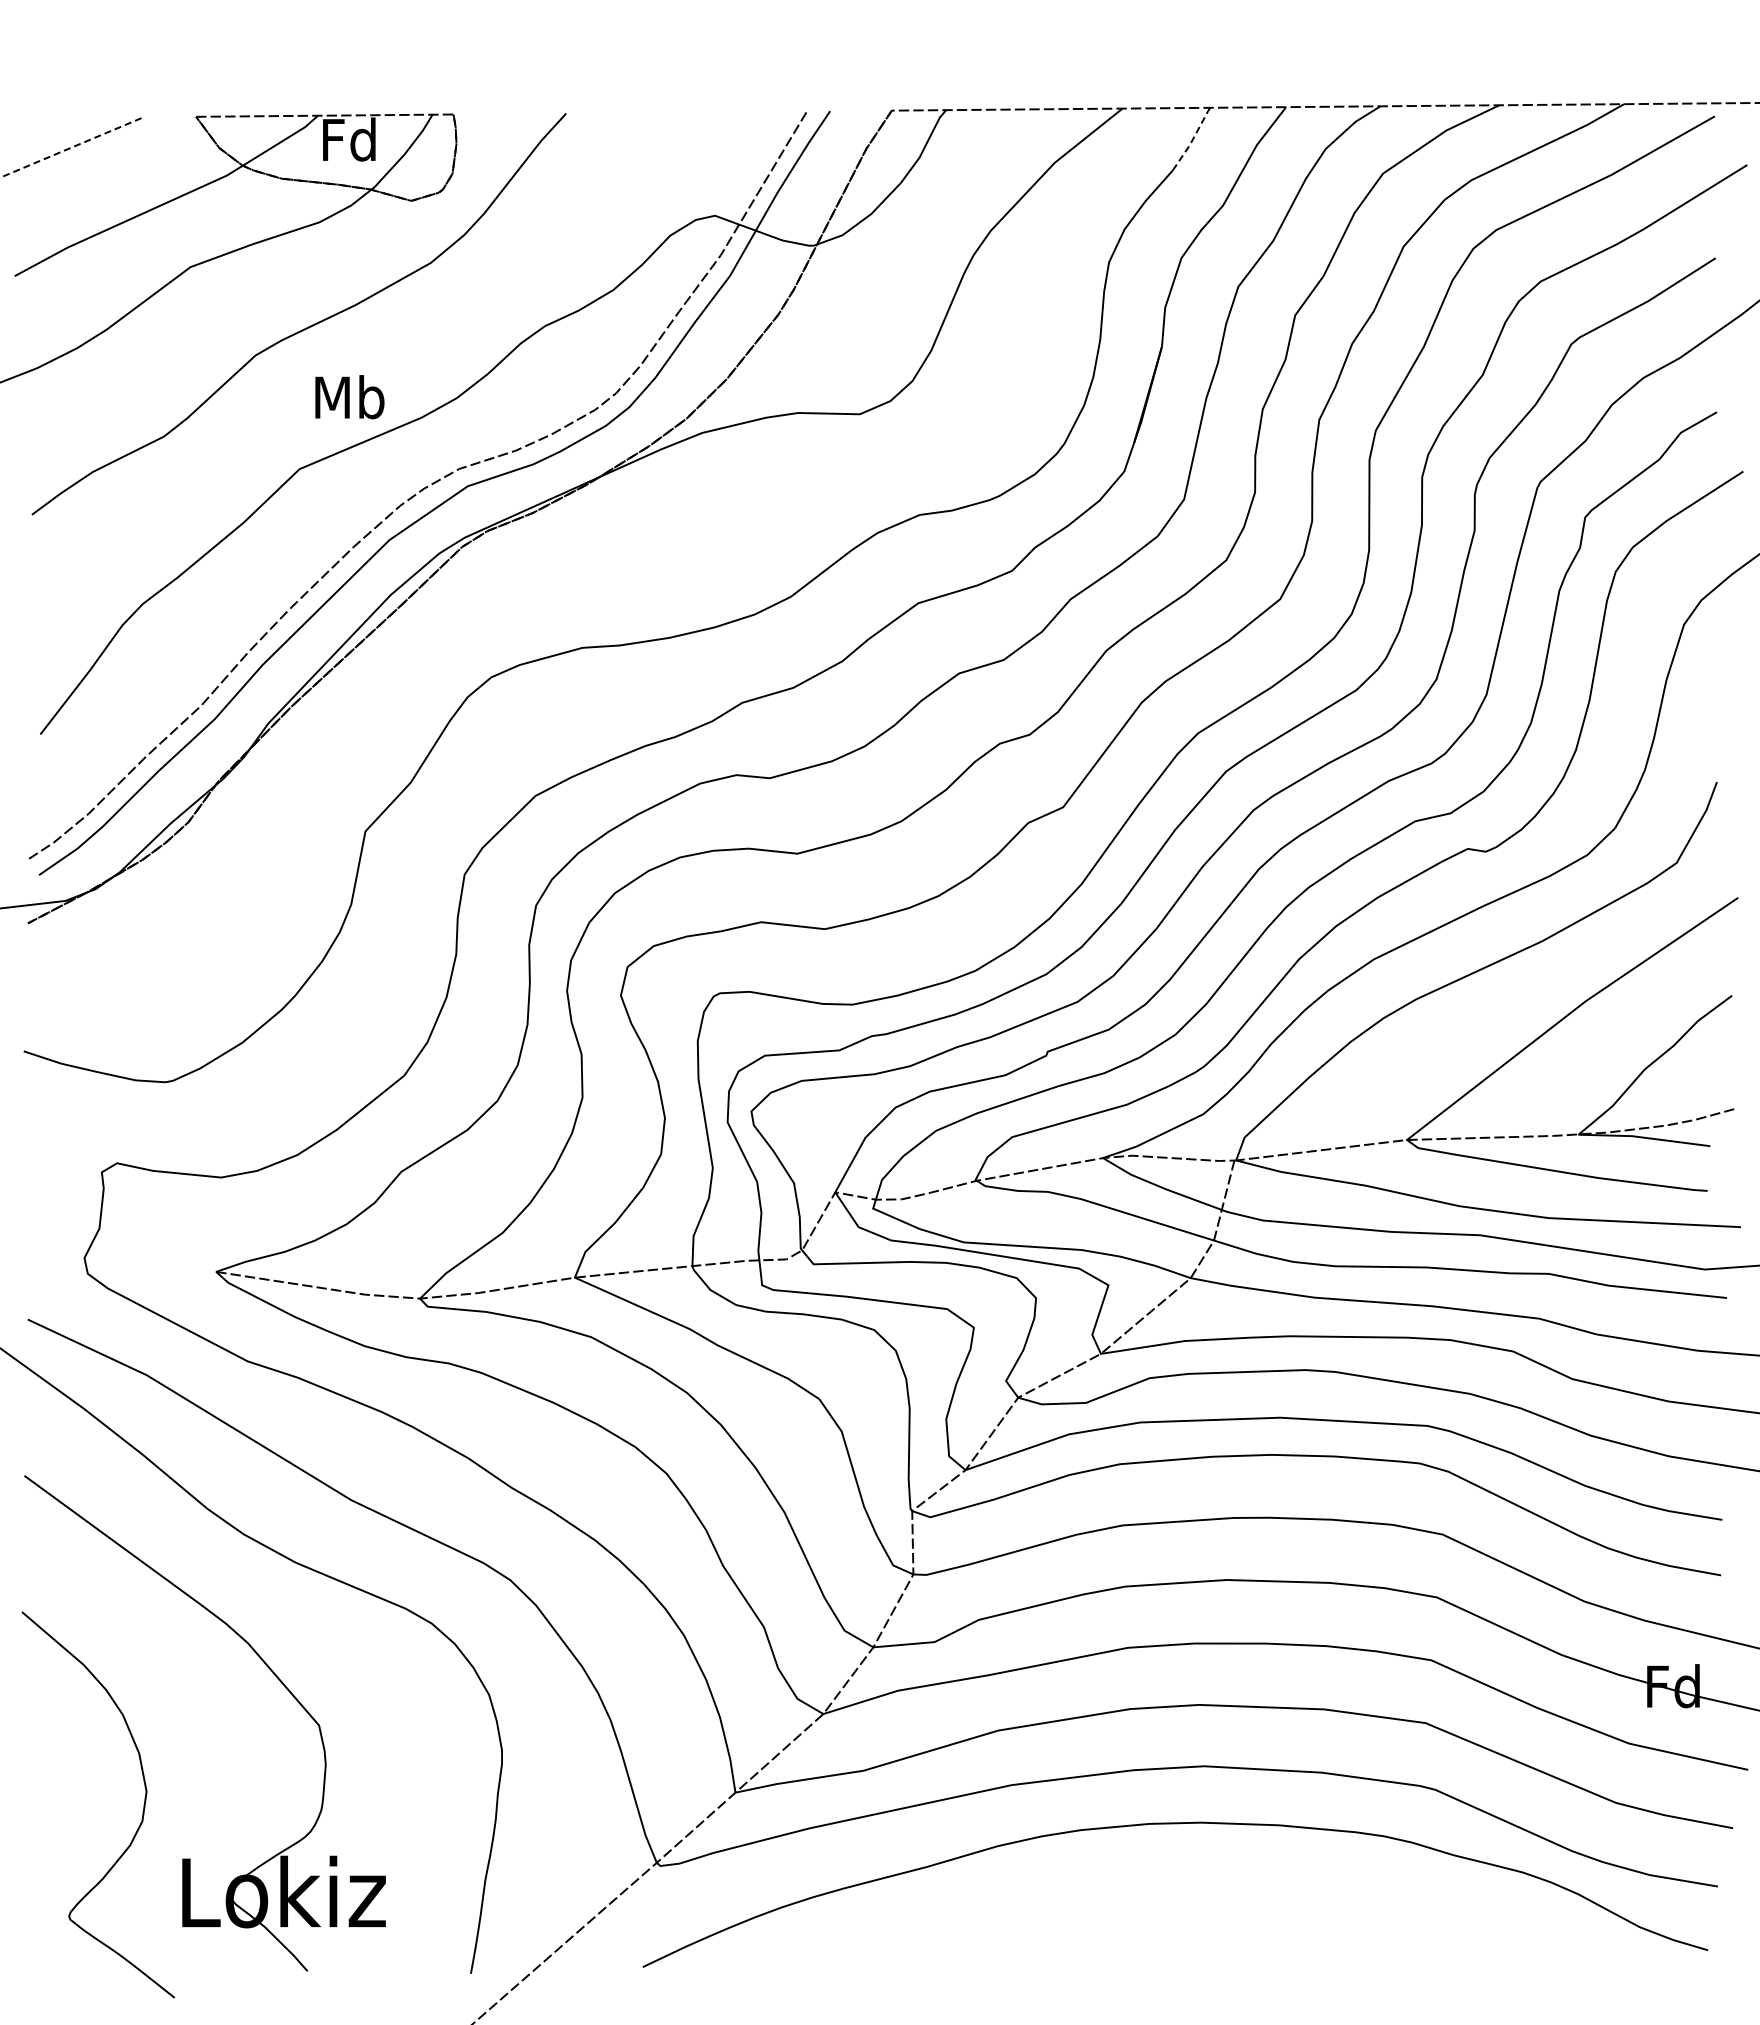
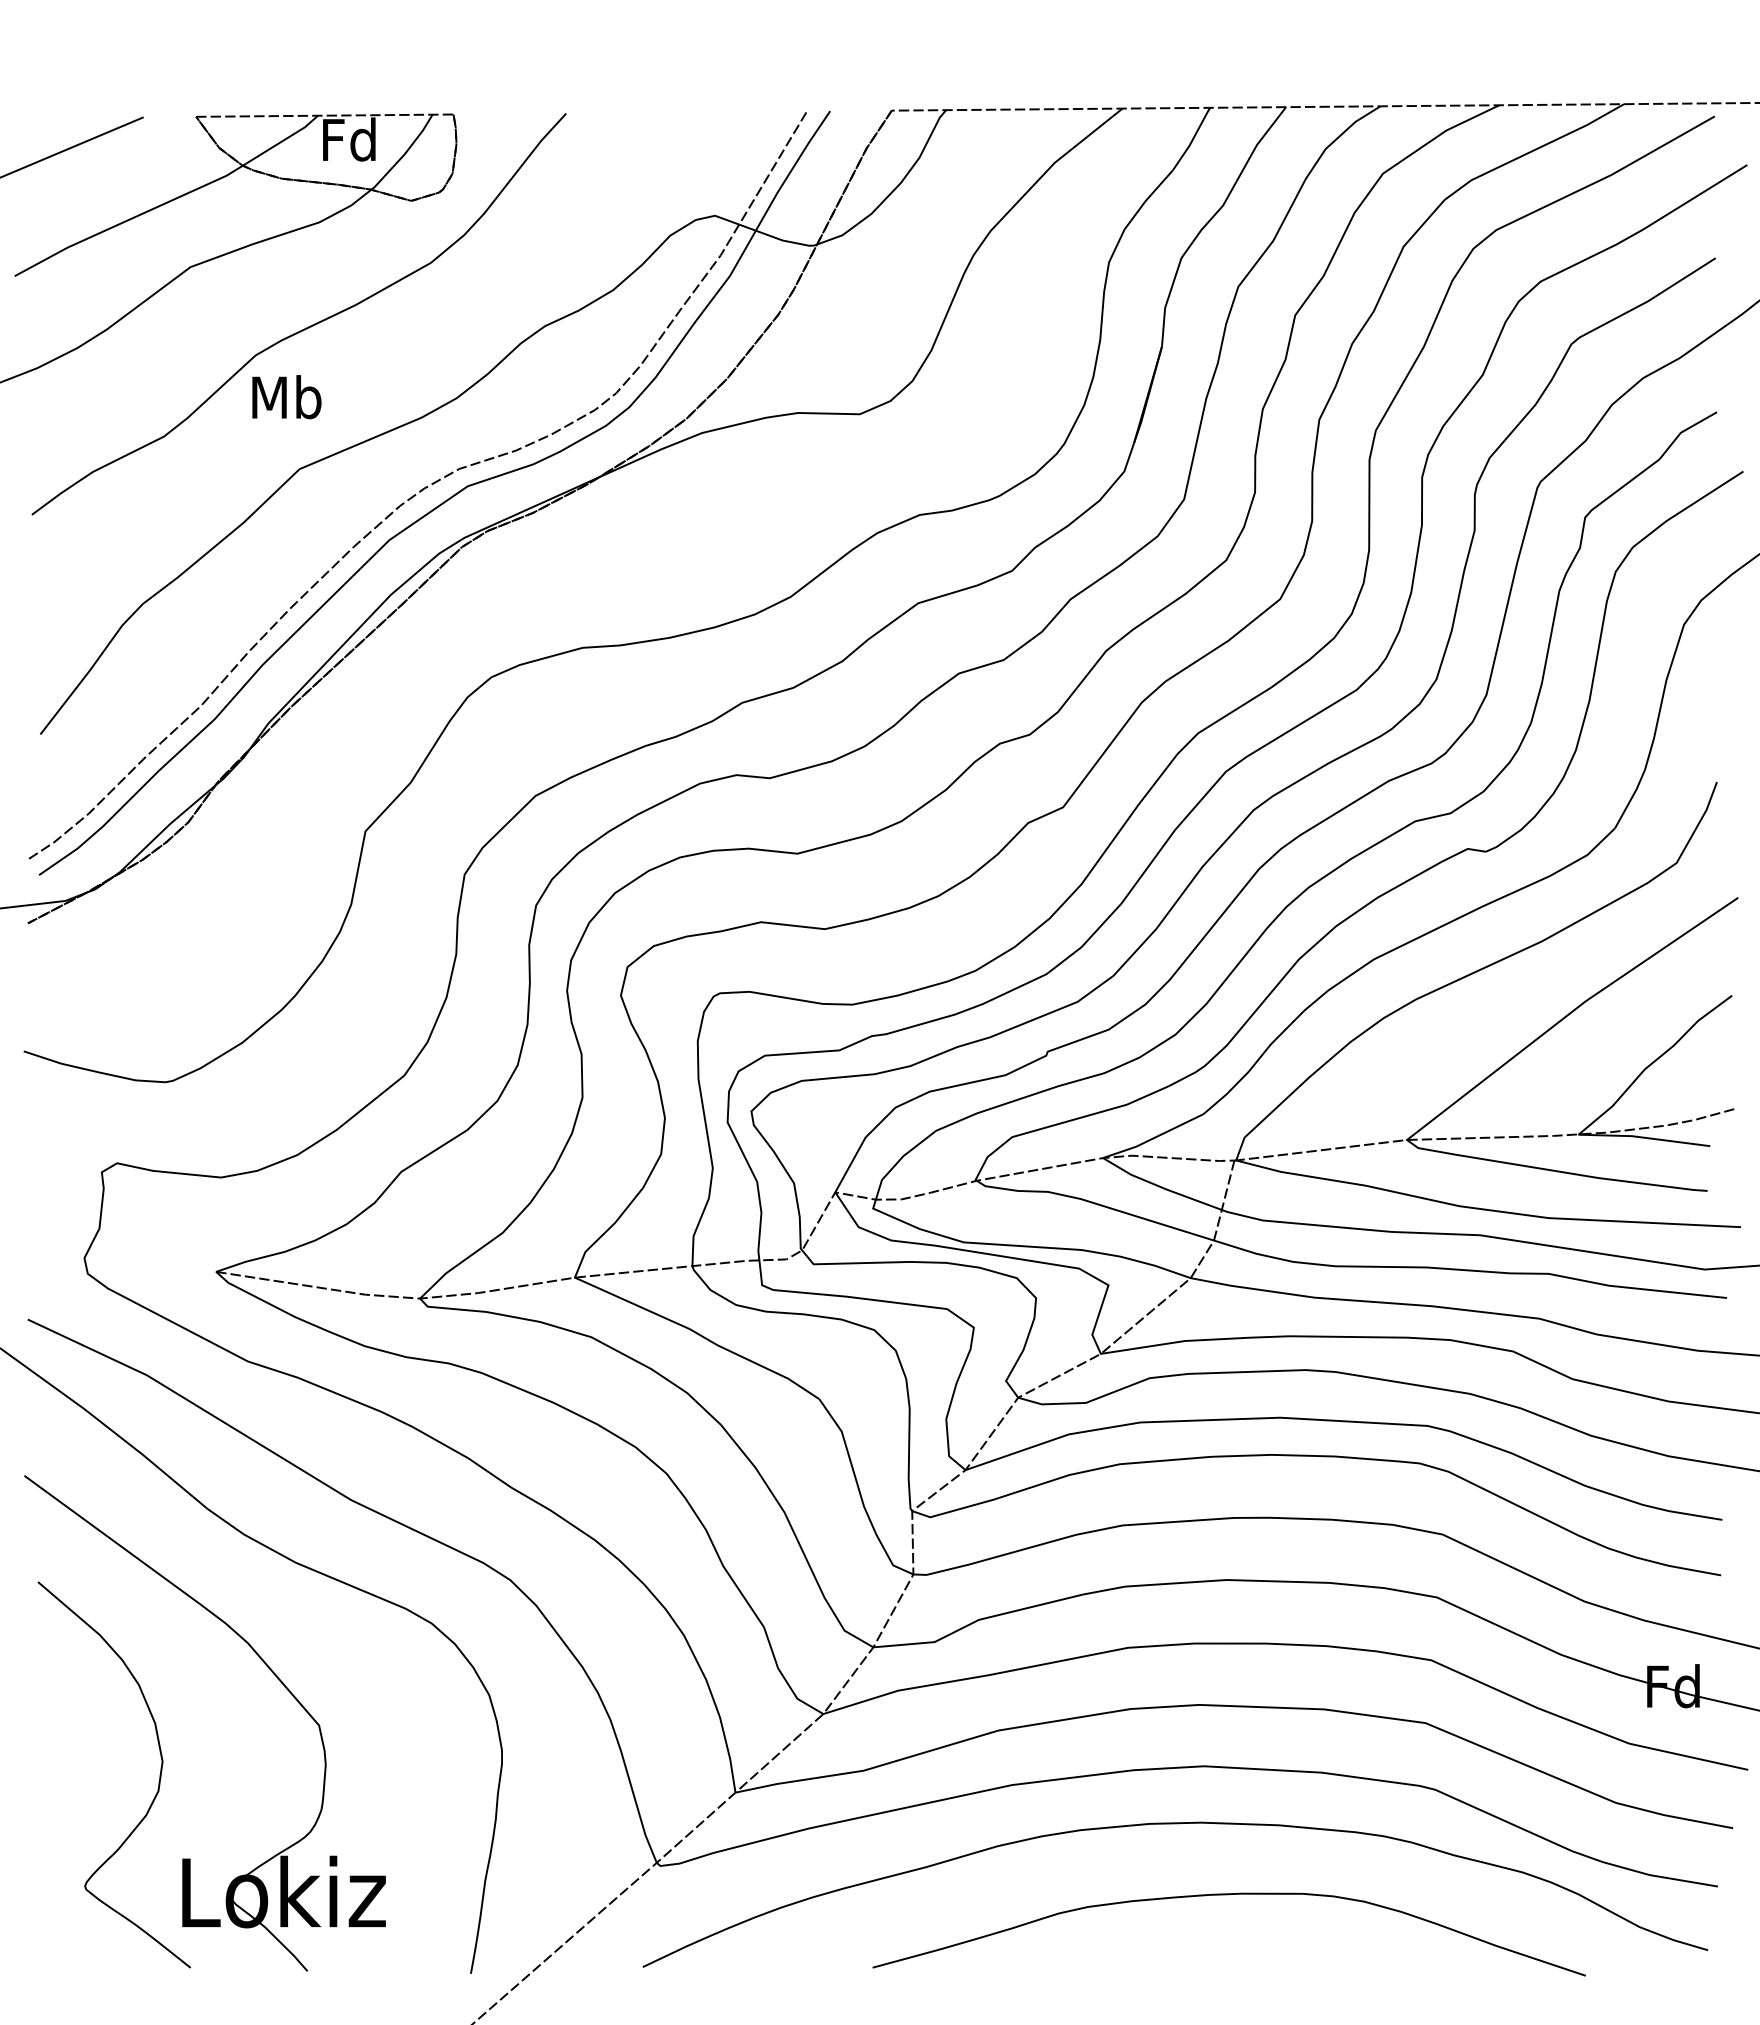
line: dashed -> solid (1192, 139)
line: dashed -> solid (72, 147)
text position: (349, 397) -> (286, 397) (286, 397)
curve position: (142, 1811) -> (158, 1781) (158, 1781)
curve: none -> present (1228, 1895)
